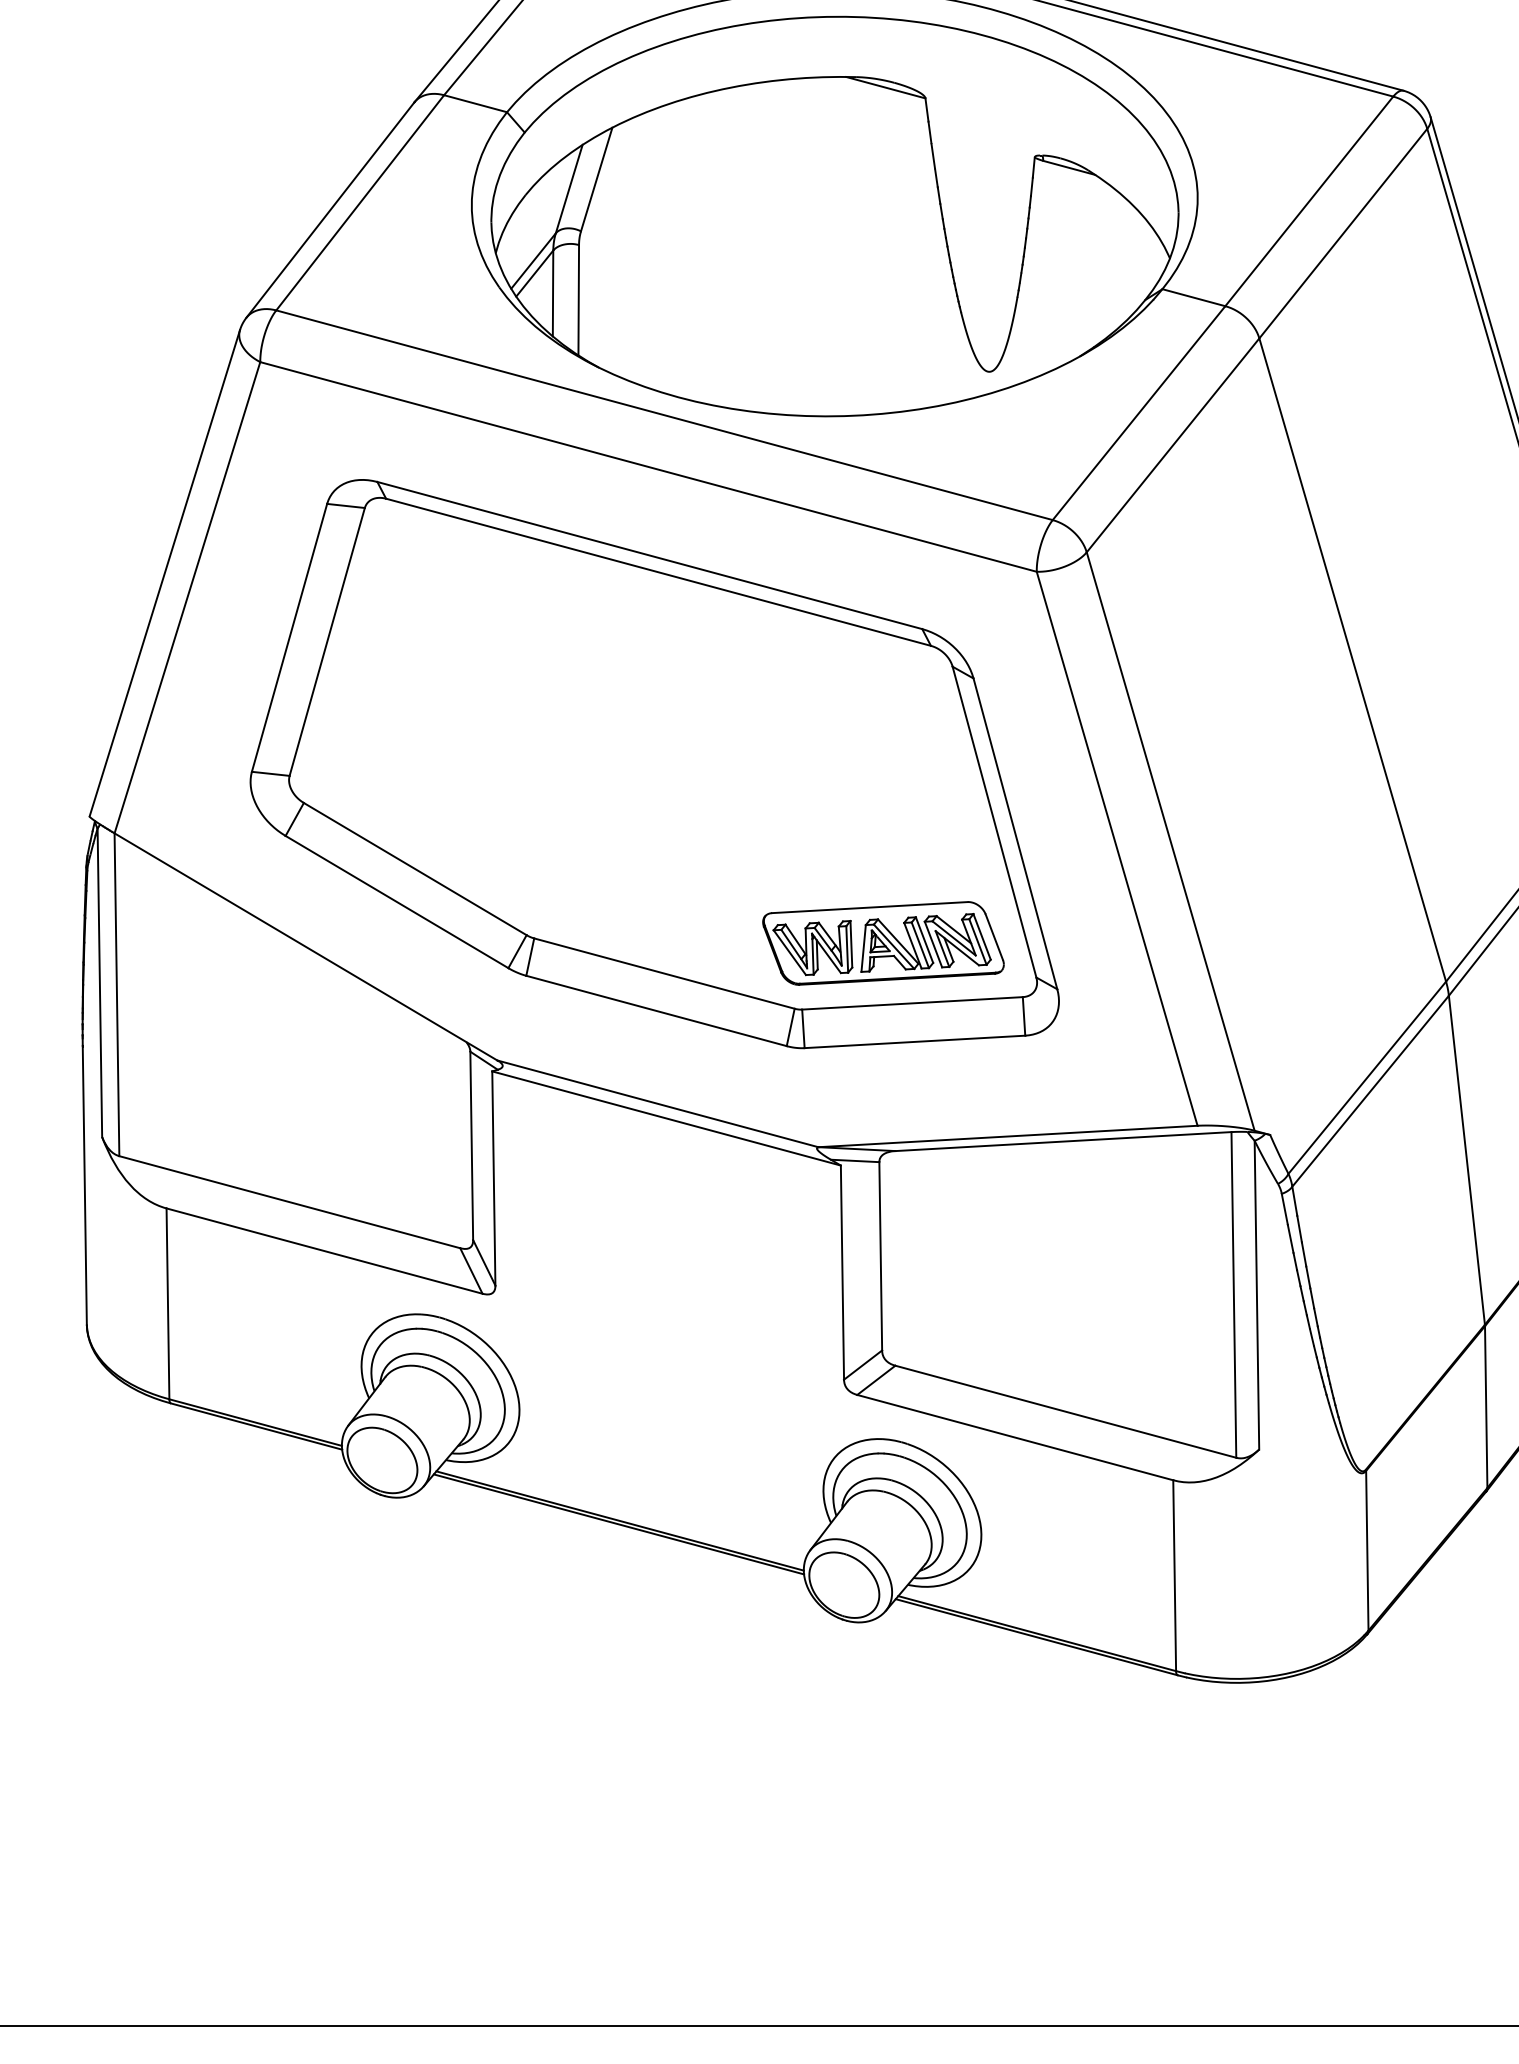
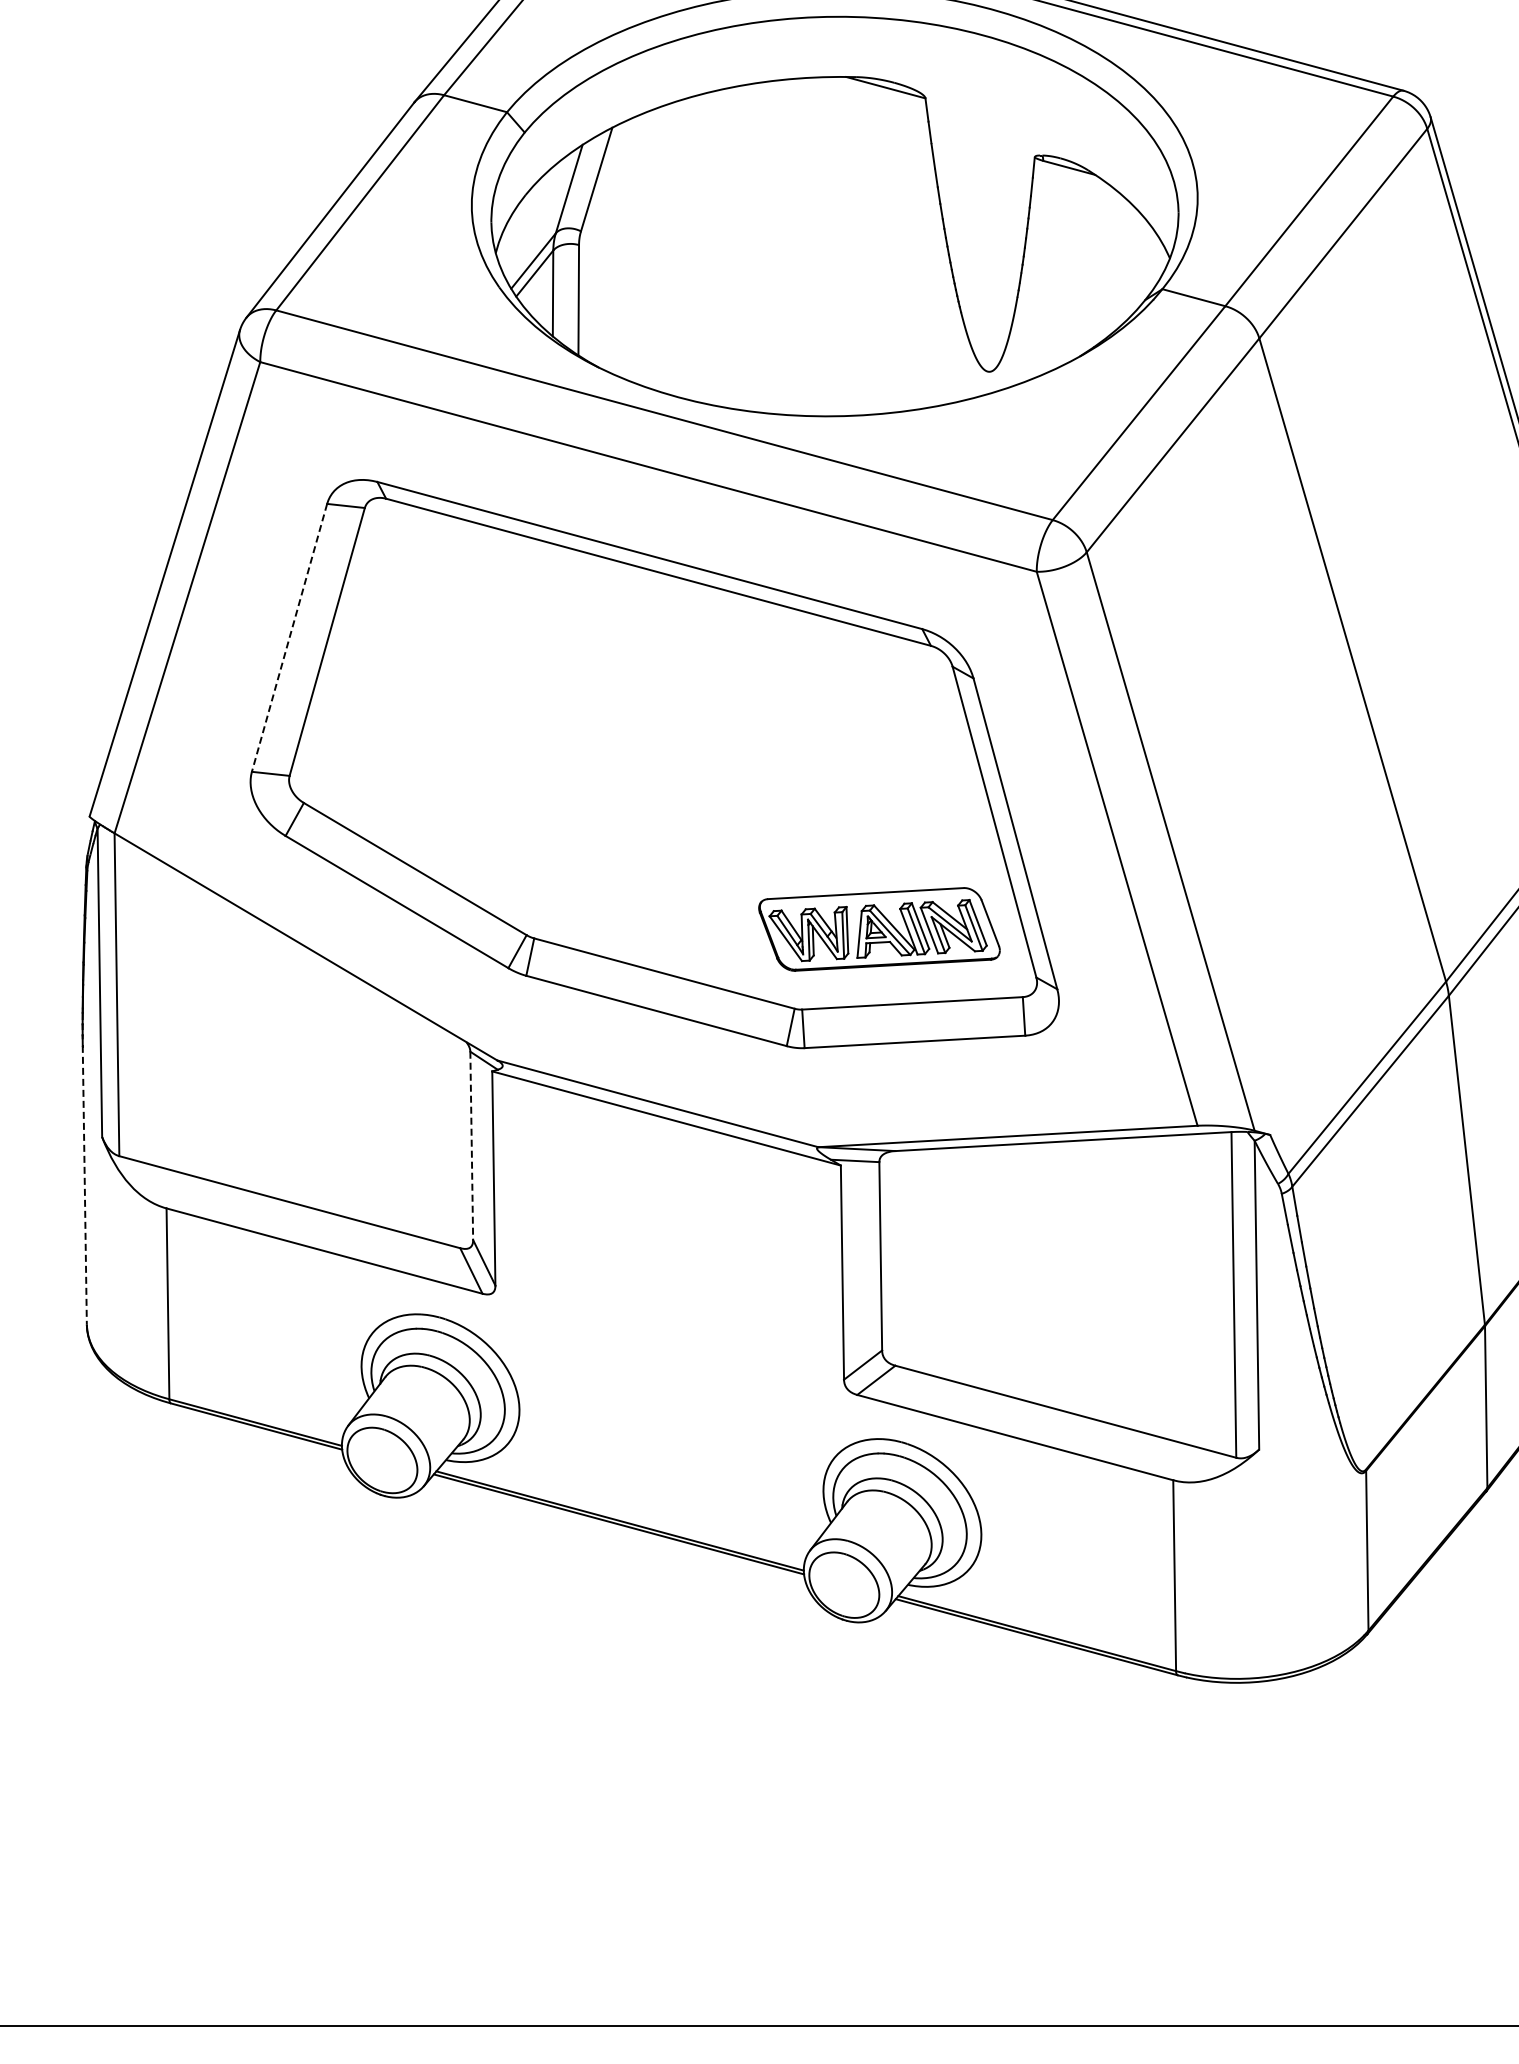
line: solid -> dashed (289, 638)
part position: (883, 943) -> (879, 929) (879, 929)
line: solid -> dashed (471, 1146)
line: solid -> dashed (84, 1185)
